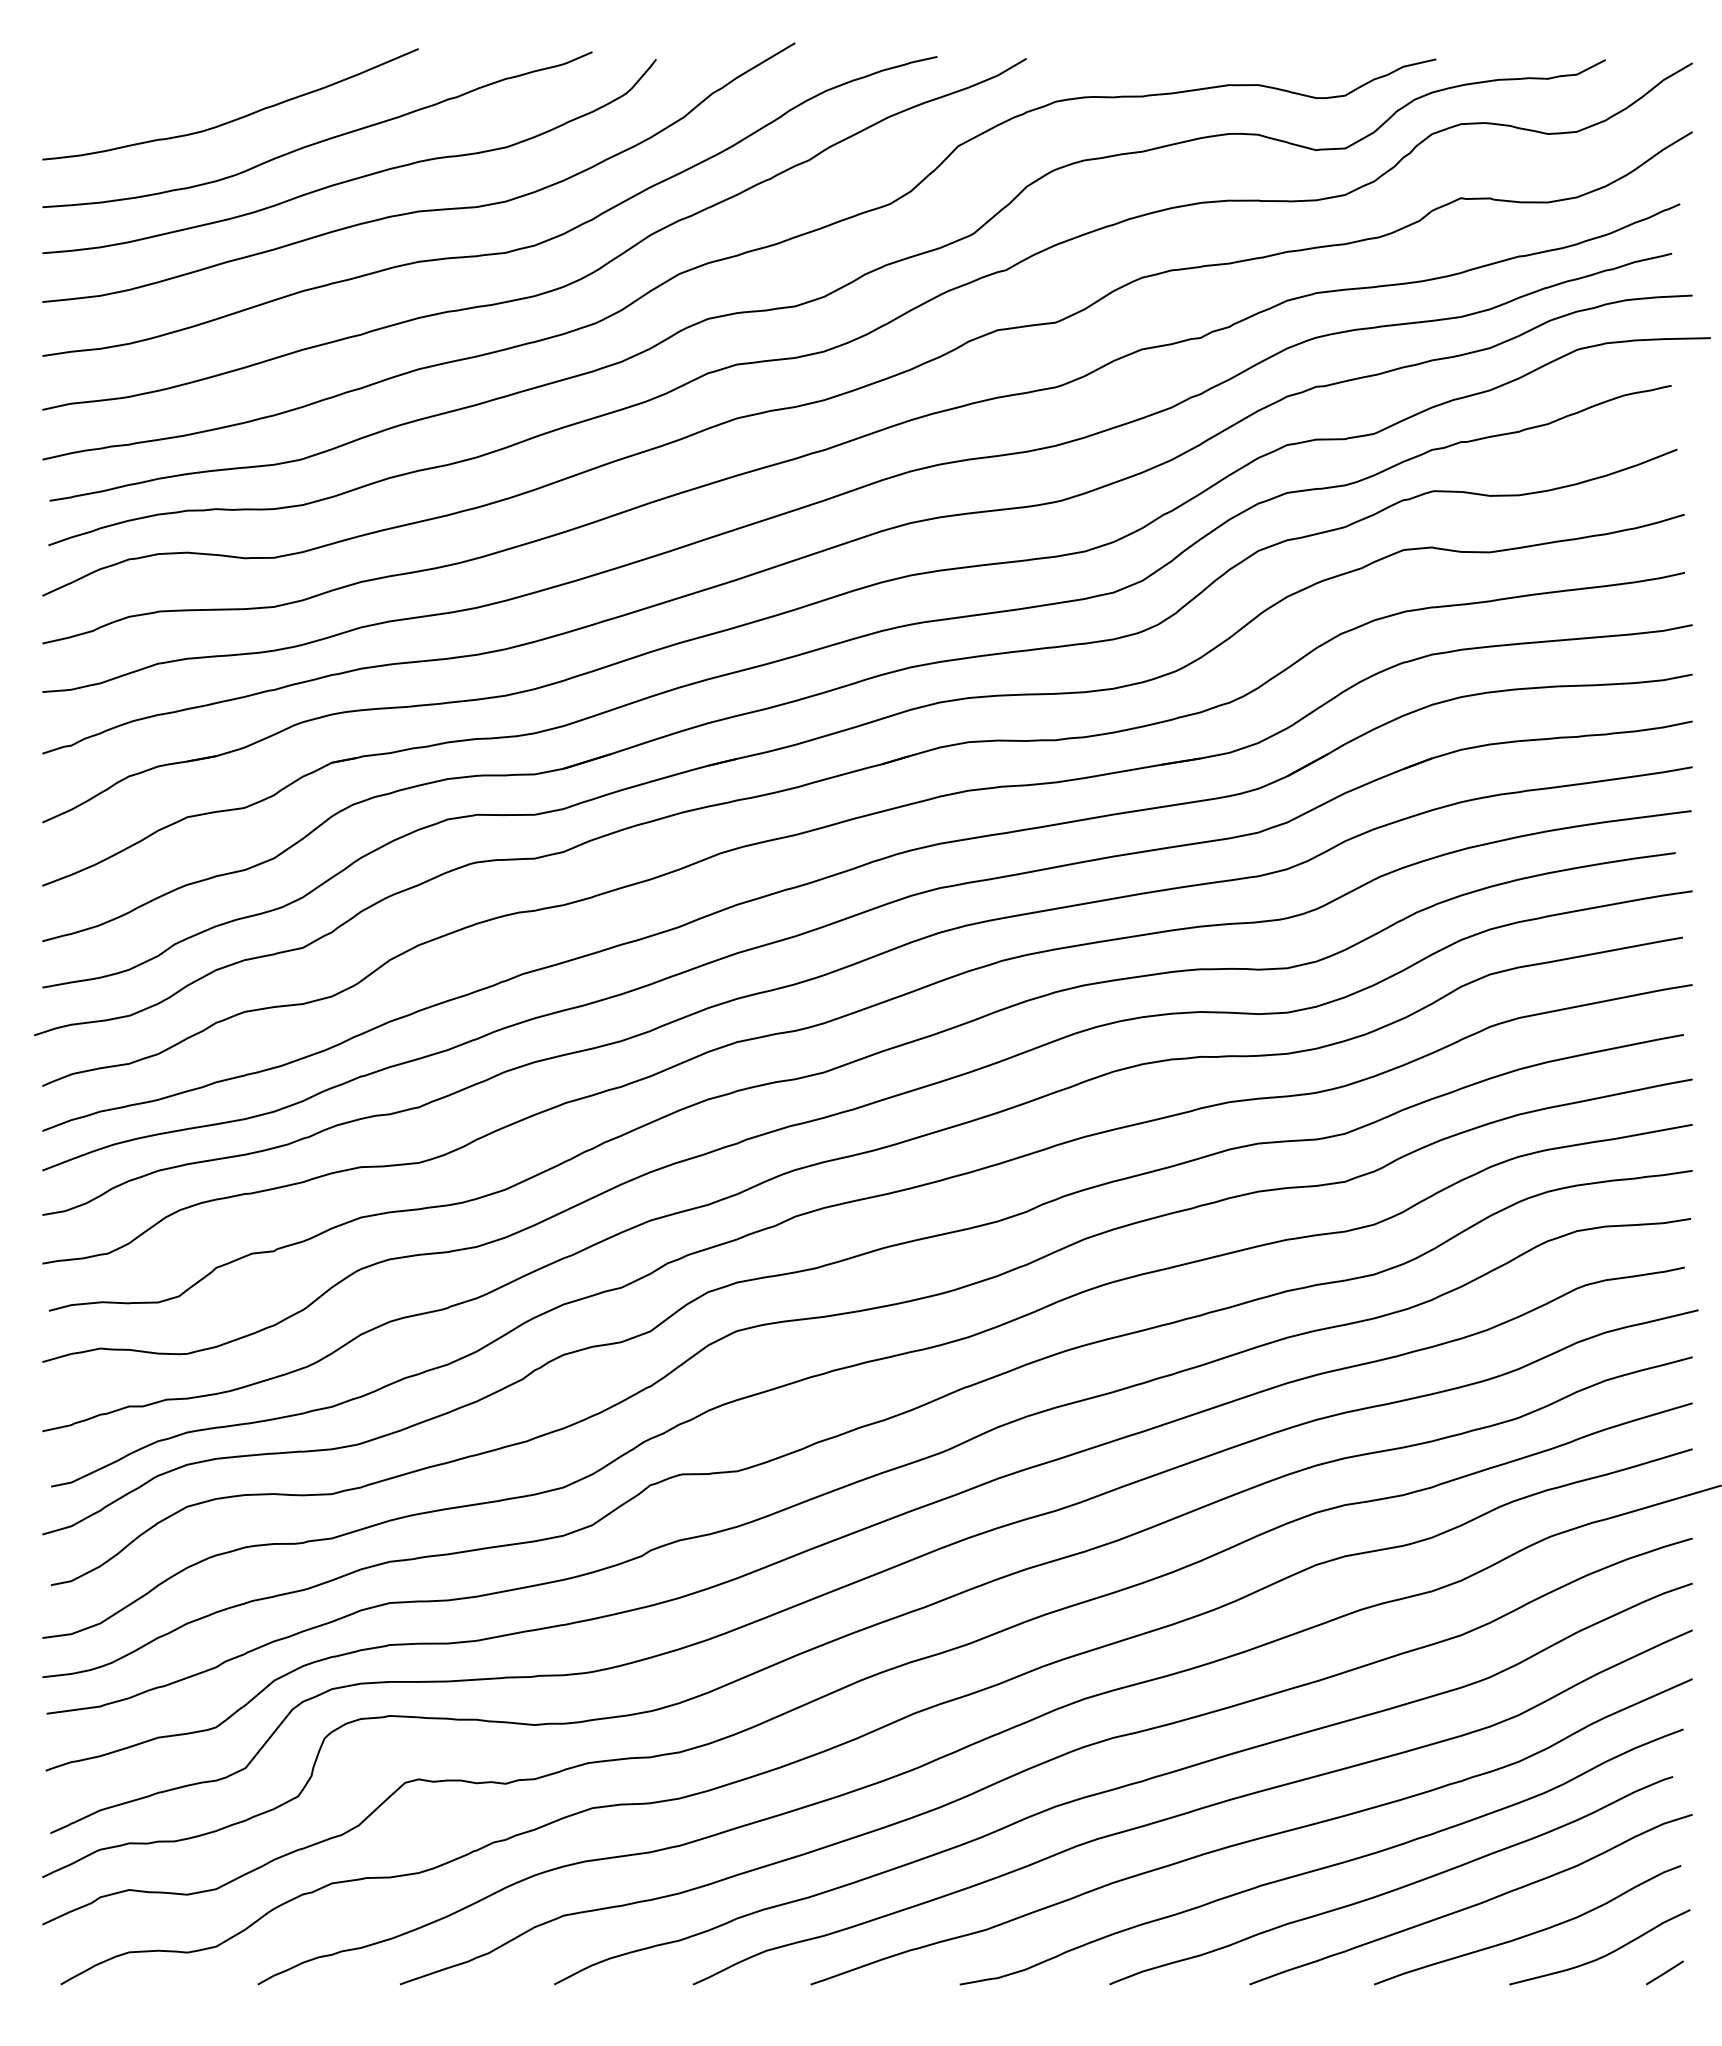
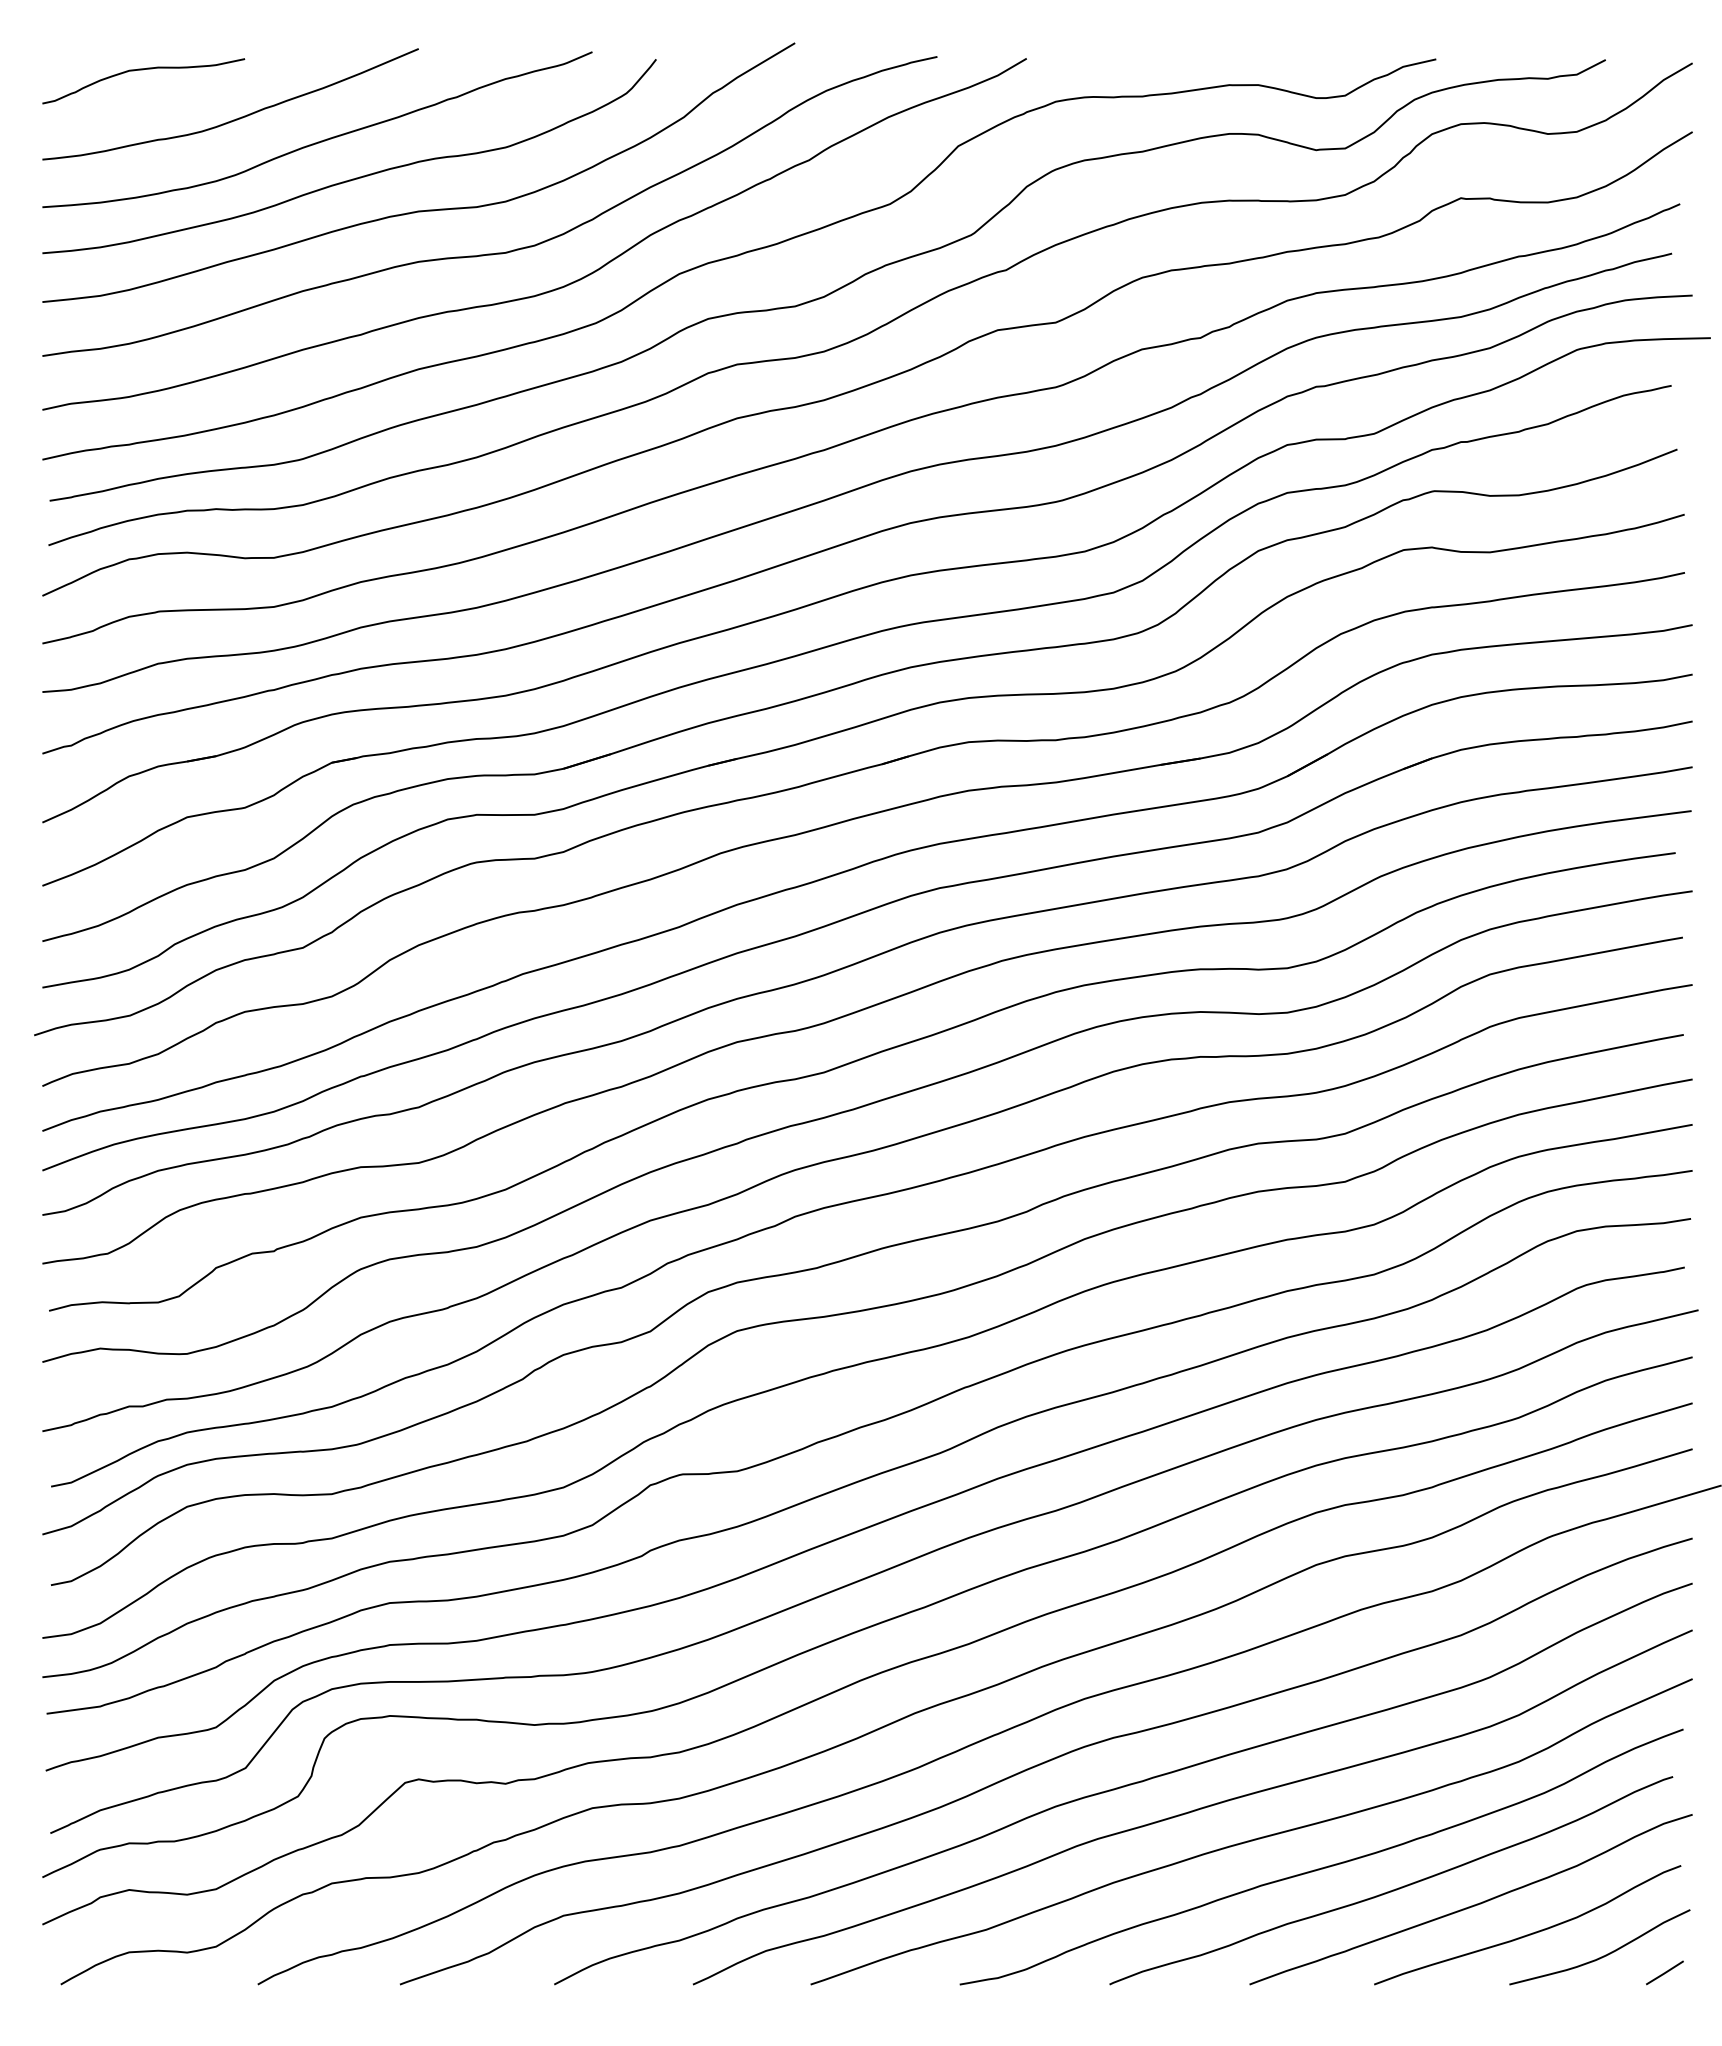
curve: none -> present (143, 70)
